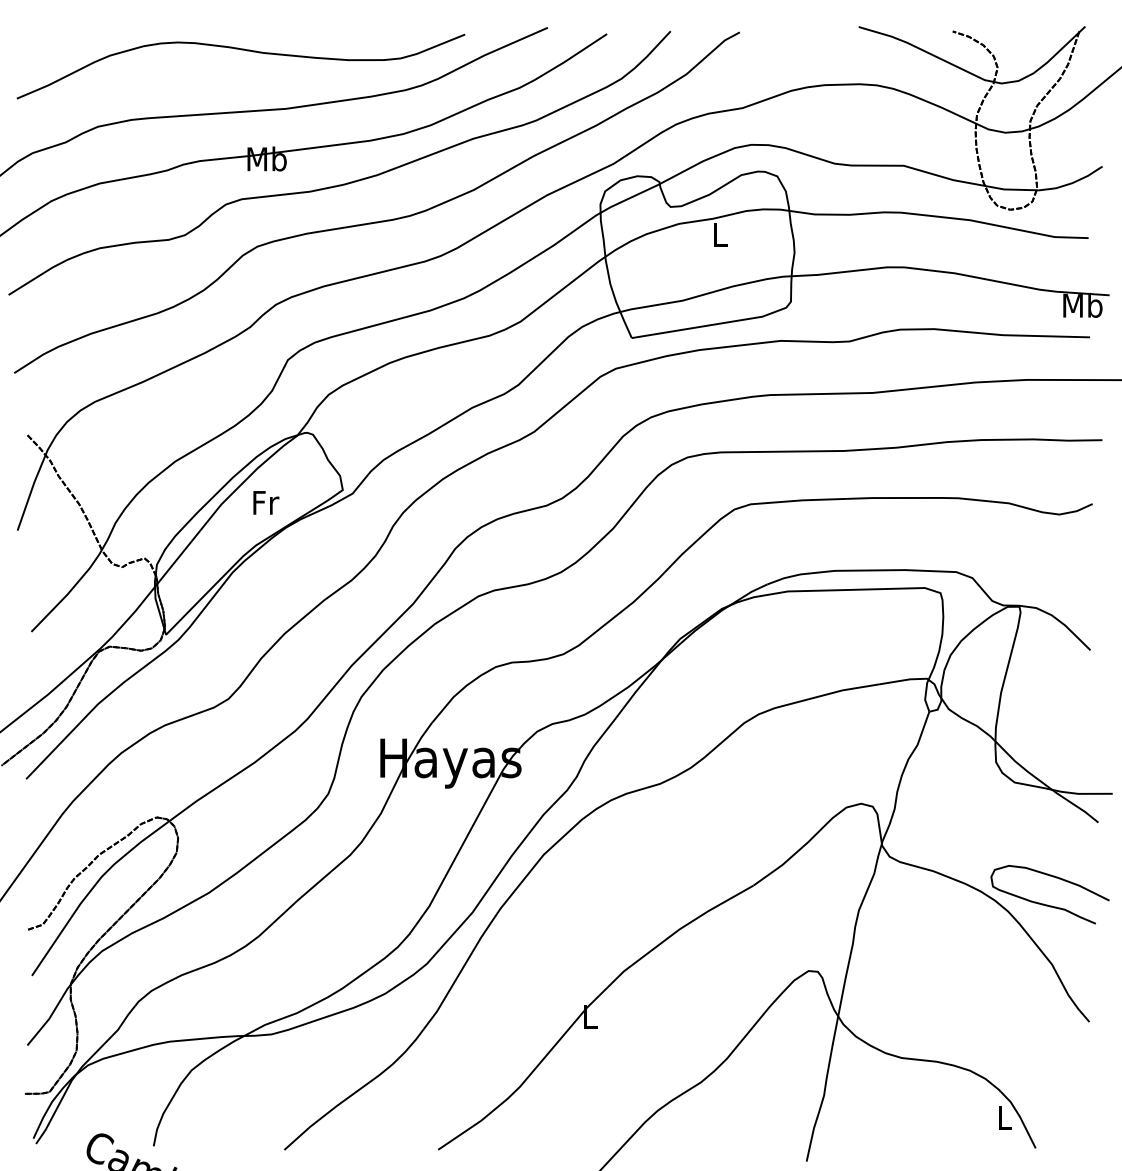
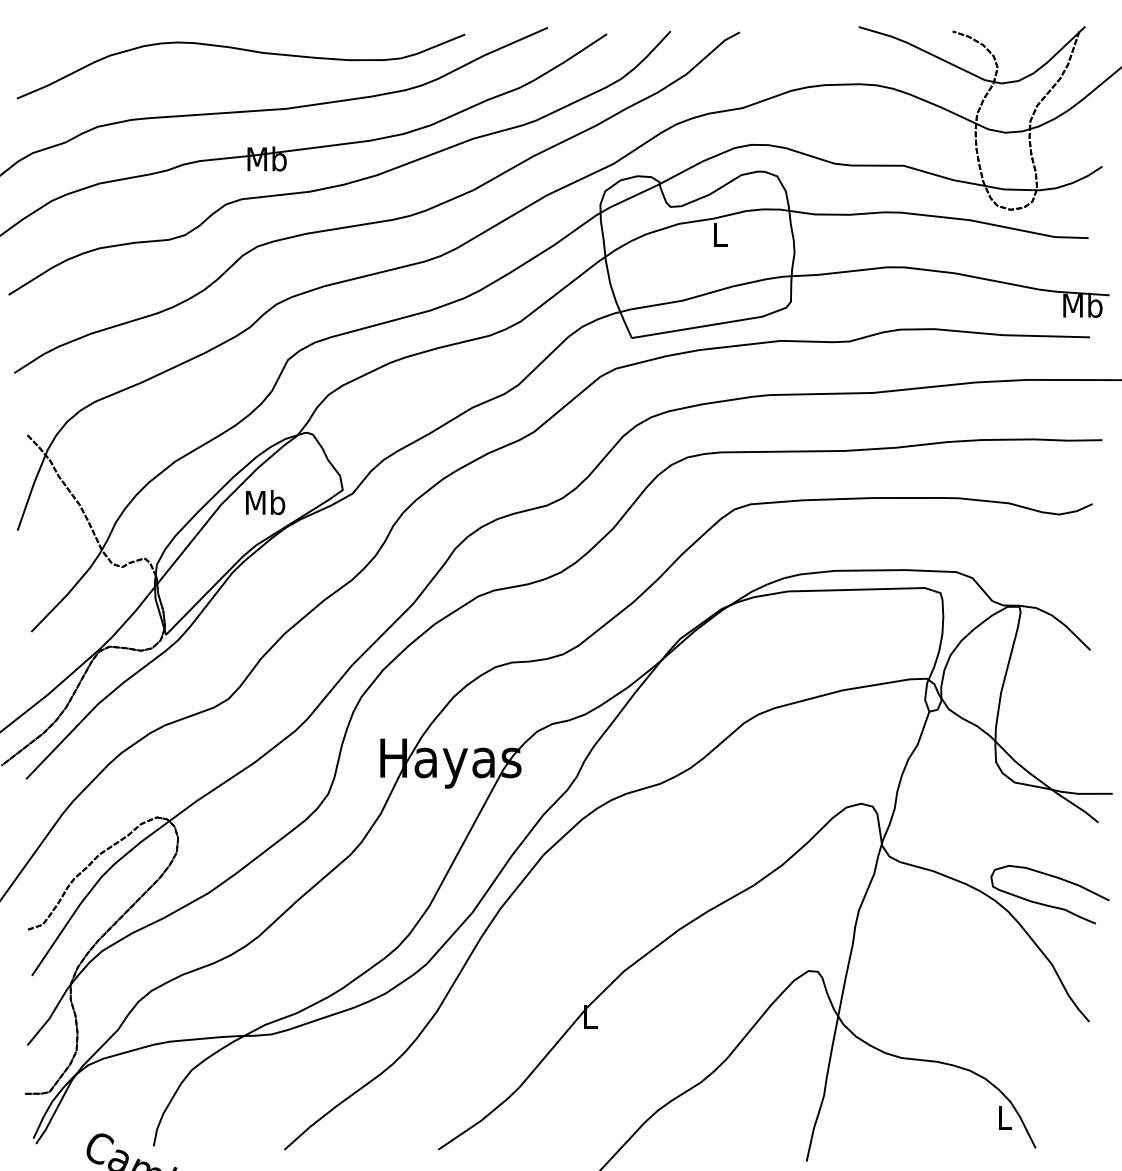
text: Fr -> Mb (265, 502)
